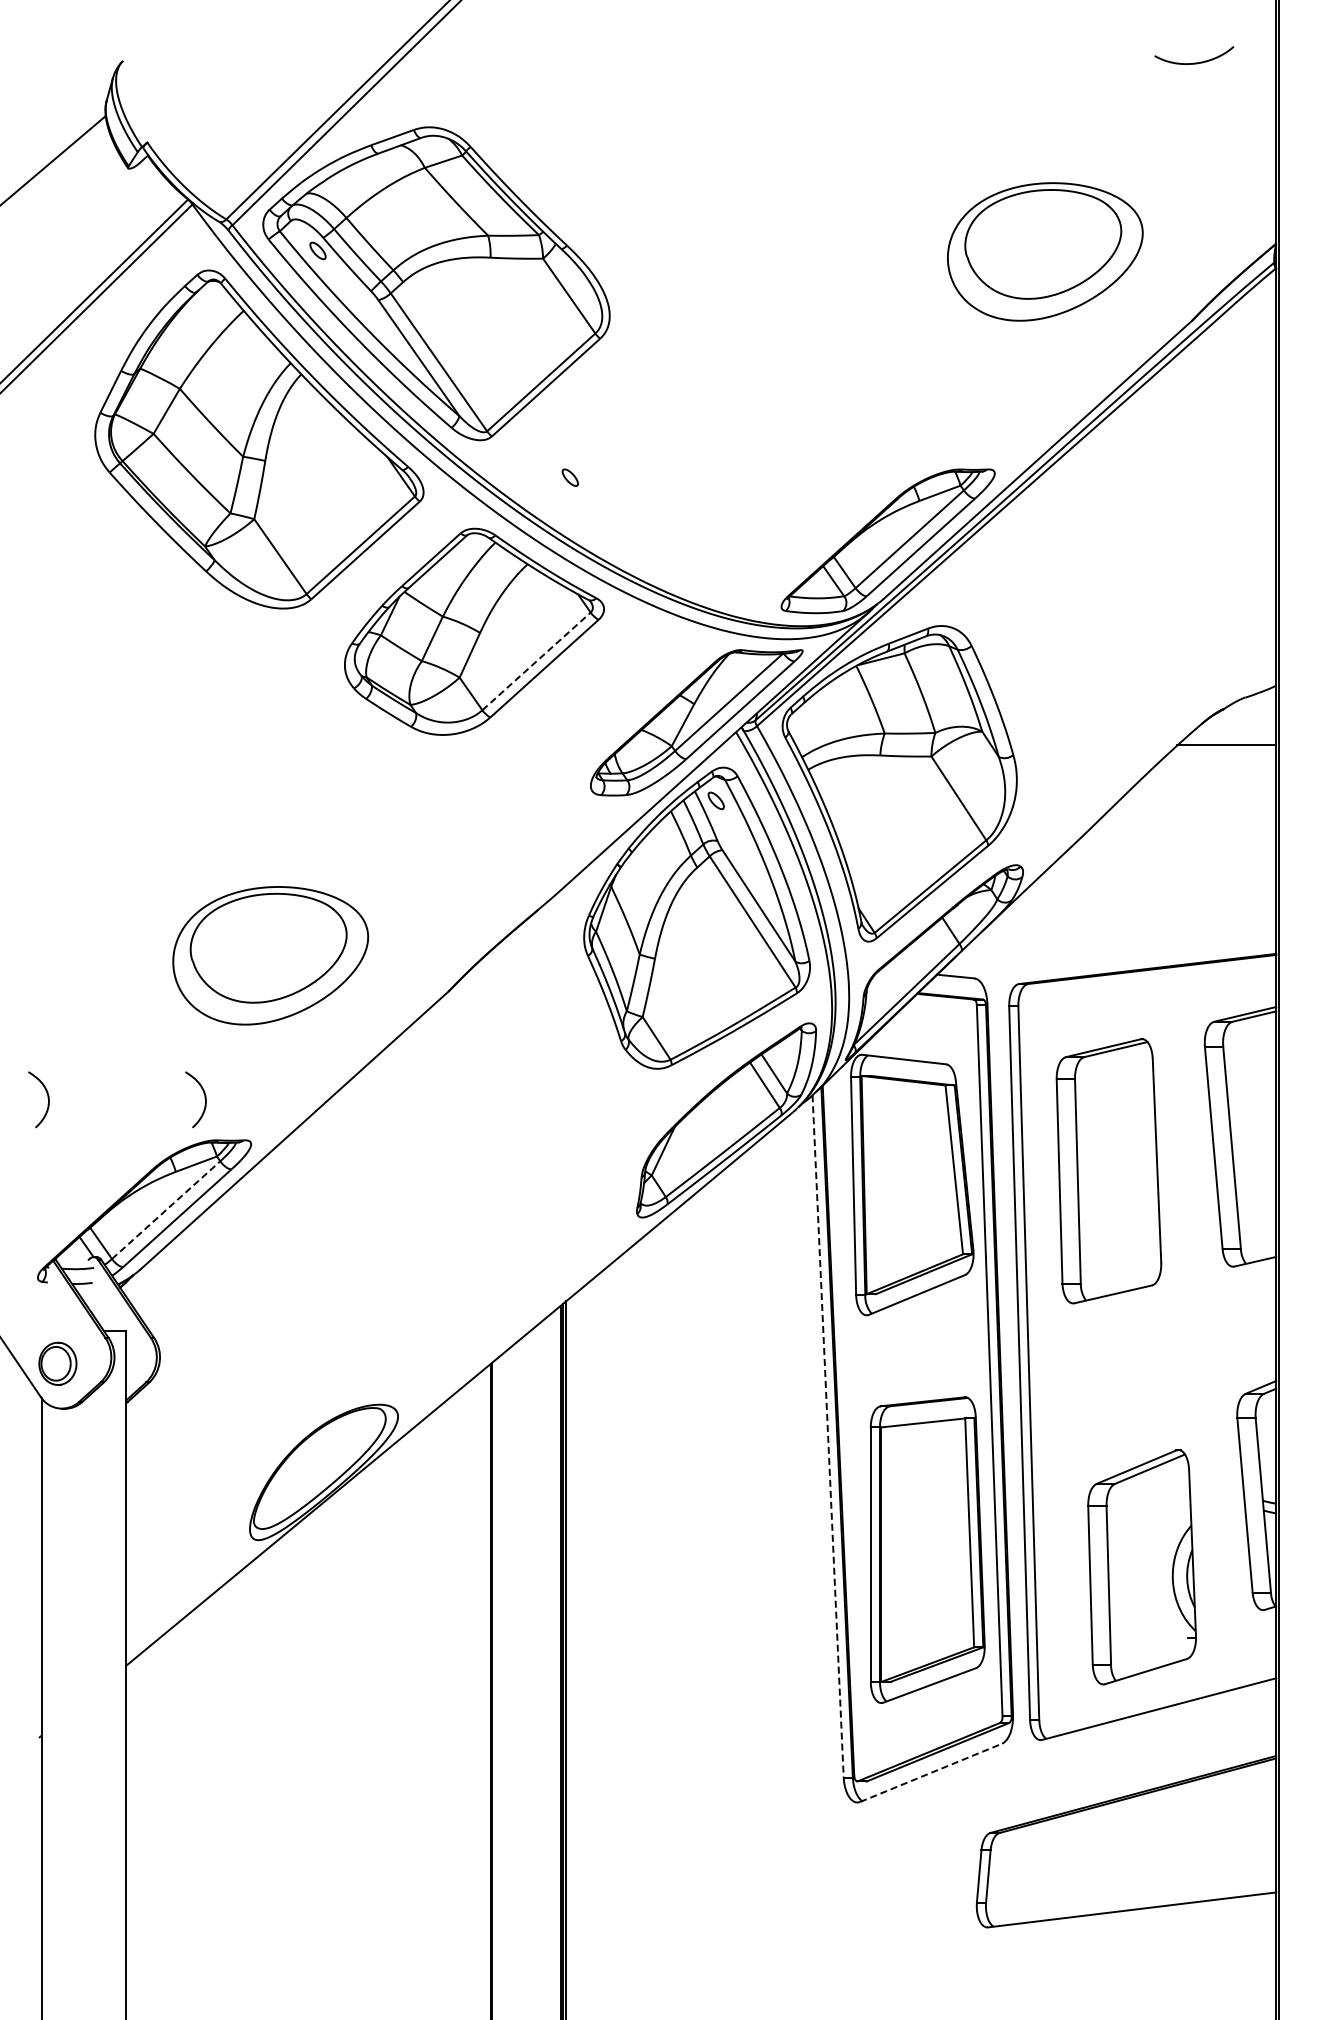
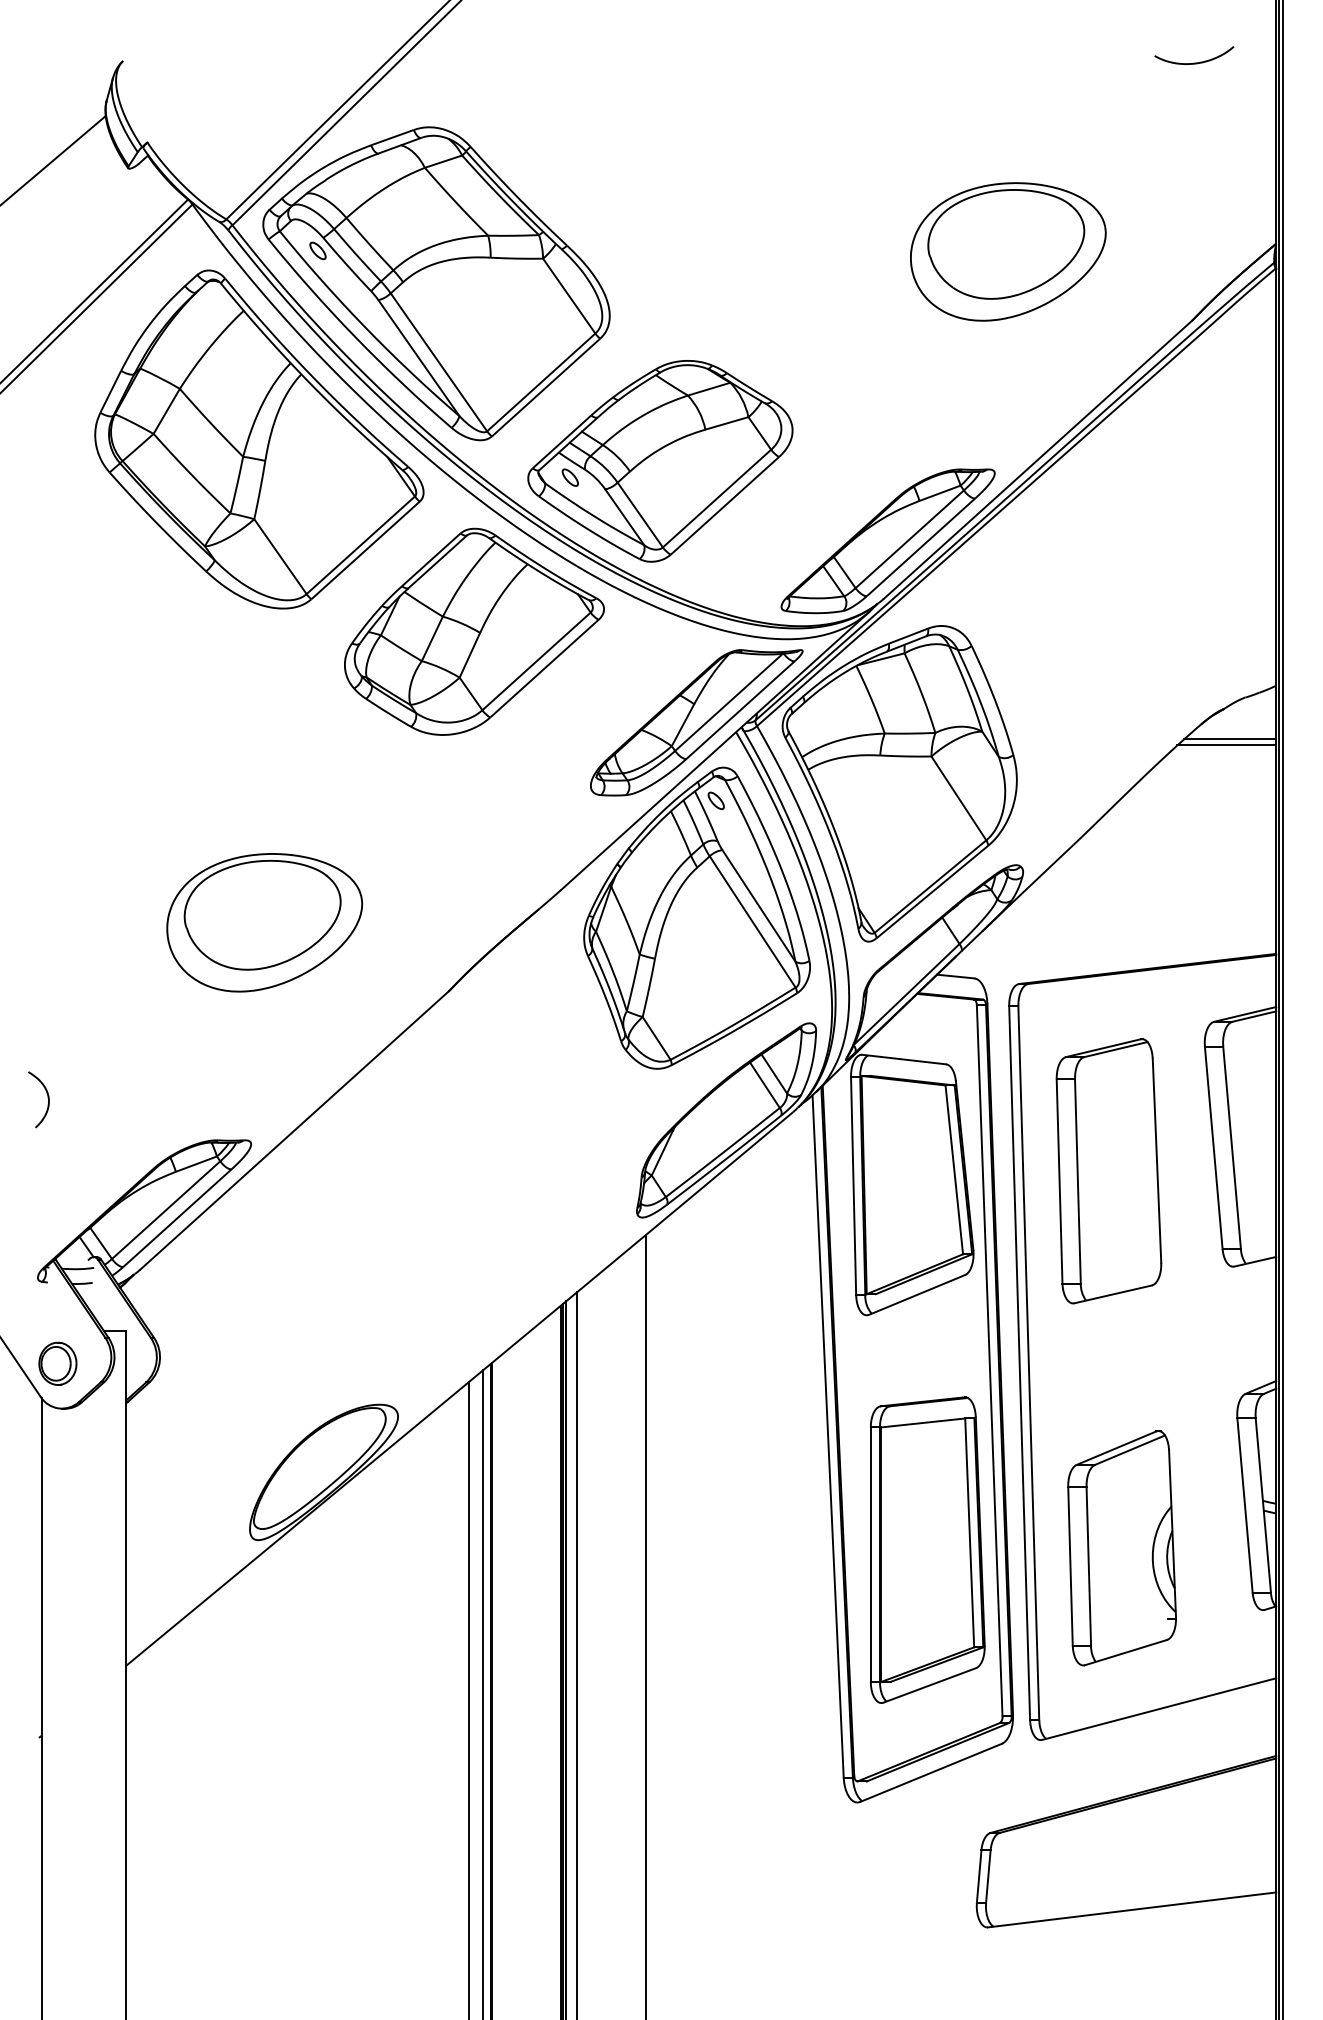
part position: (1045, 251) -> (1008, 251) (1008, 251)
part: none -> present (660, 461)
line: dashed -> solid (536, 661)
line: none -> present (1230, 739)
part position: (270, 955) -> (264, 922) (264, 922)
line: none -> present (1283, 1009)
curve: present -> none (204, 1098)
line: dashed -> solid (166, 1210)
line: dashed -> solid (828, 1436)
part position: (1141, 1567) -> (1121, 1548) (1121, 1548)
line: none -> present (646, 1625)
line: none -> present (576, 1654)
line: none -> present (483, 1693)
line: none -> present (469, 1698)
line: dashed -> solid (931, 1772)
